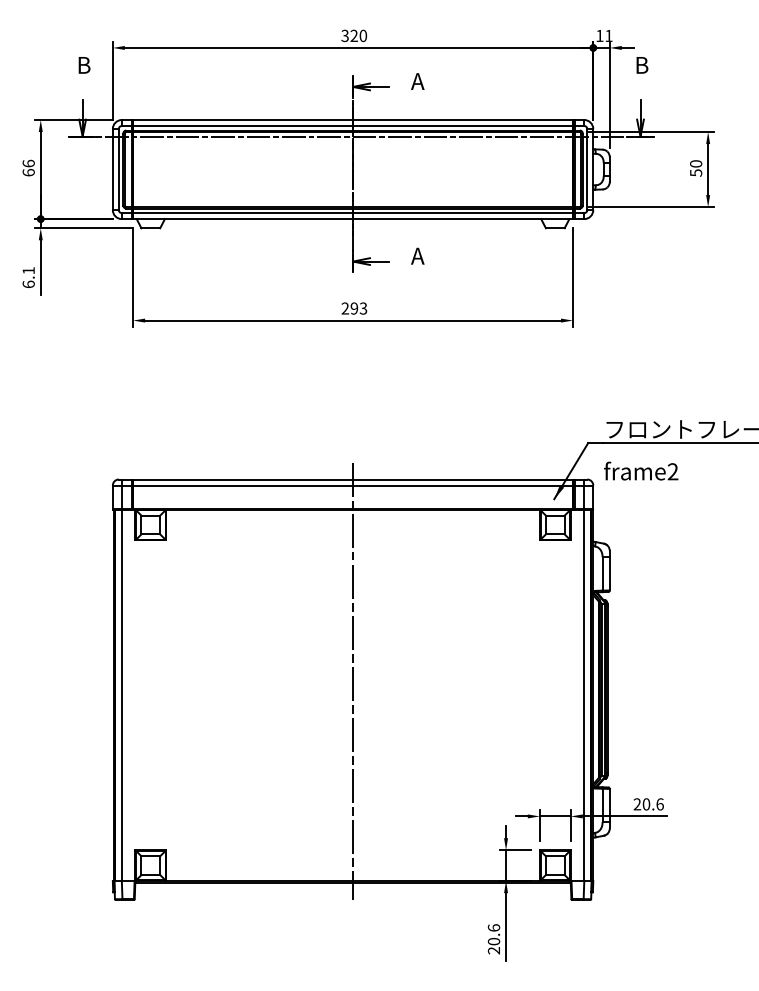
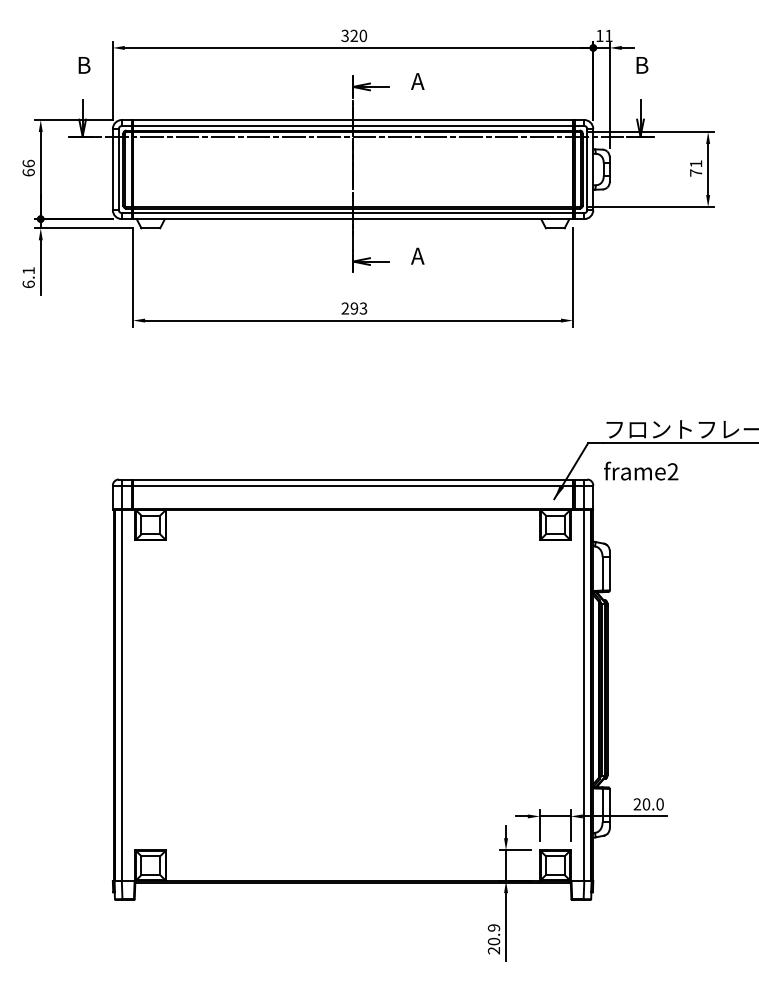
text: 50 -> 71 (696, 168)
line: present -> none (353, 681)
text: 20.6 -> 20.0 (659, 804)
text: 20.6 -> 20.9 (493, 927)
